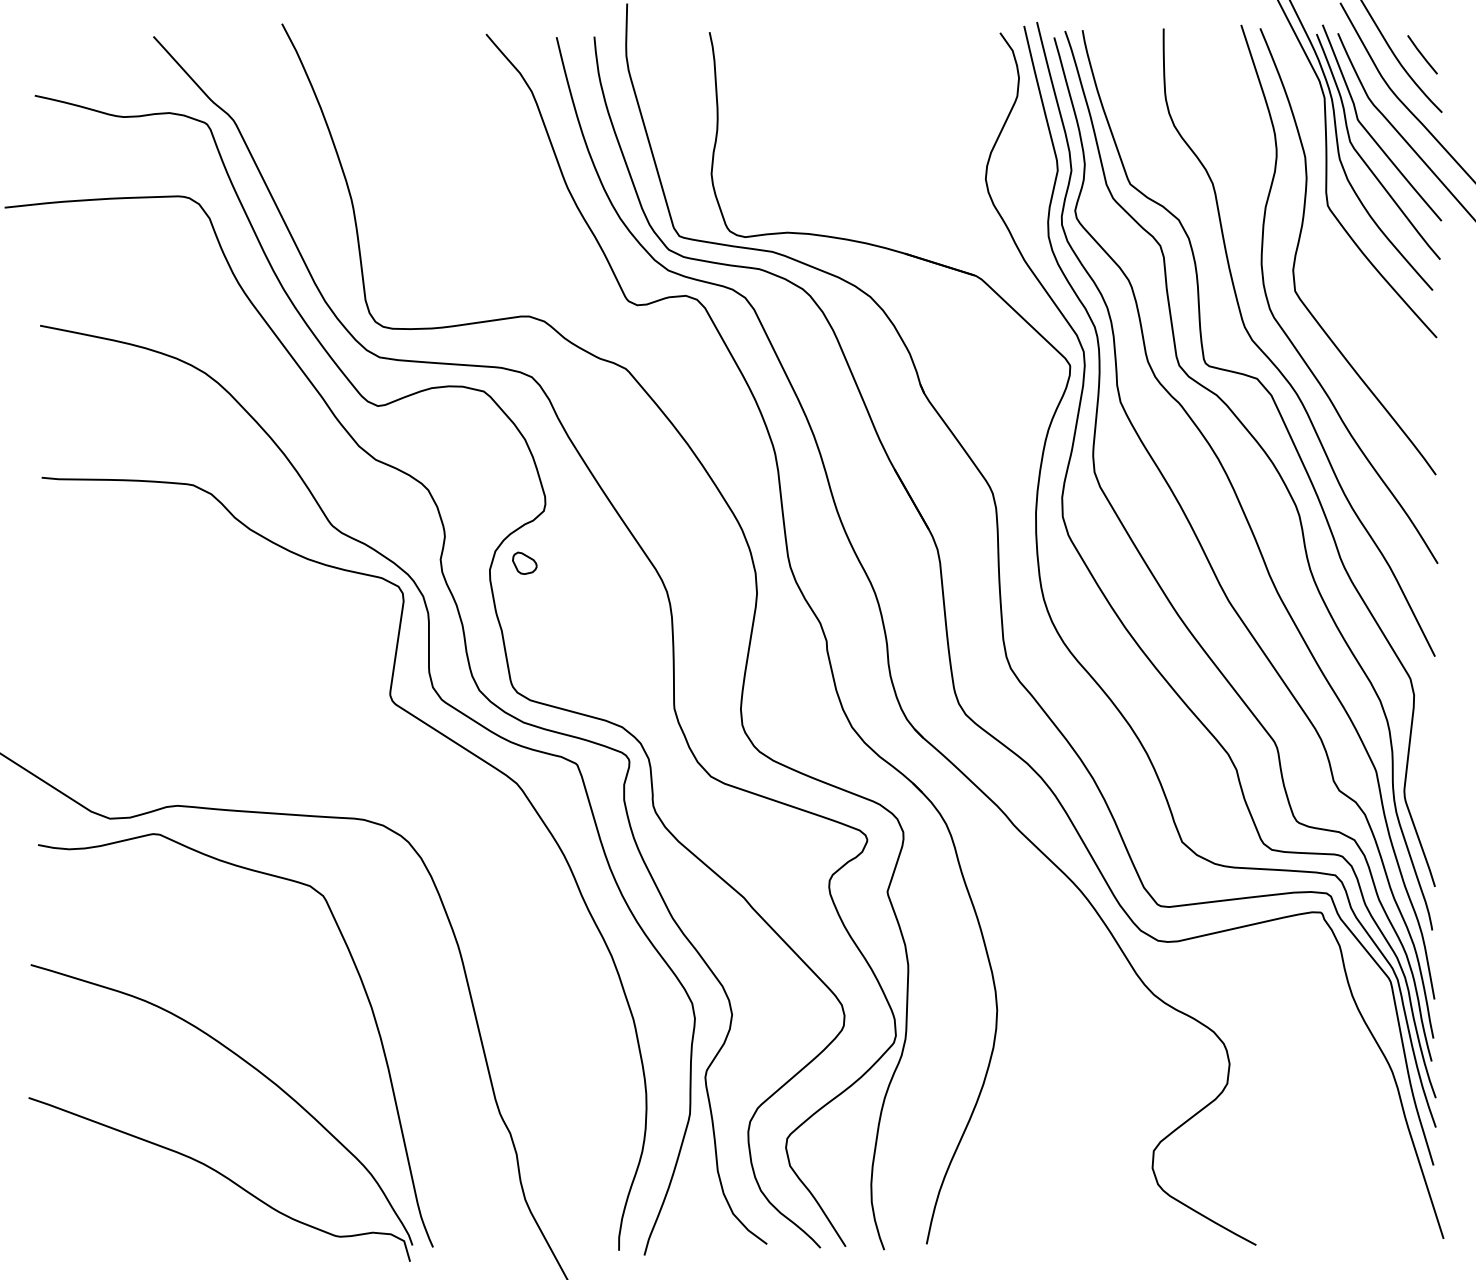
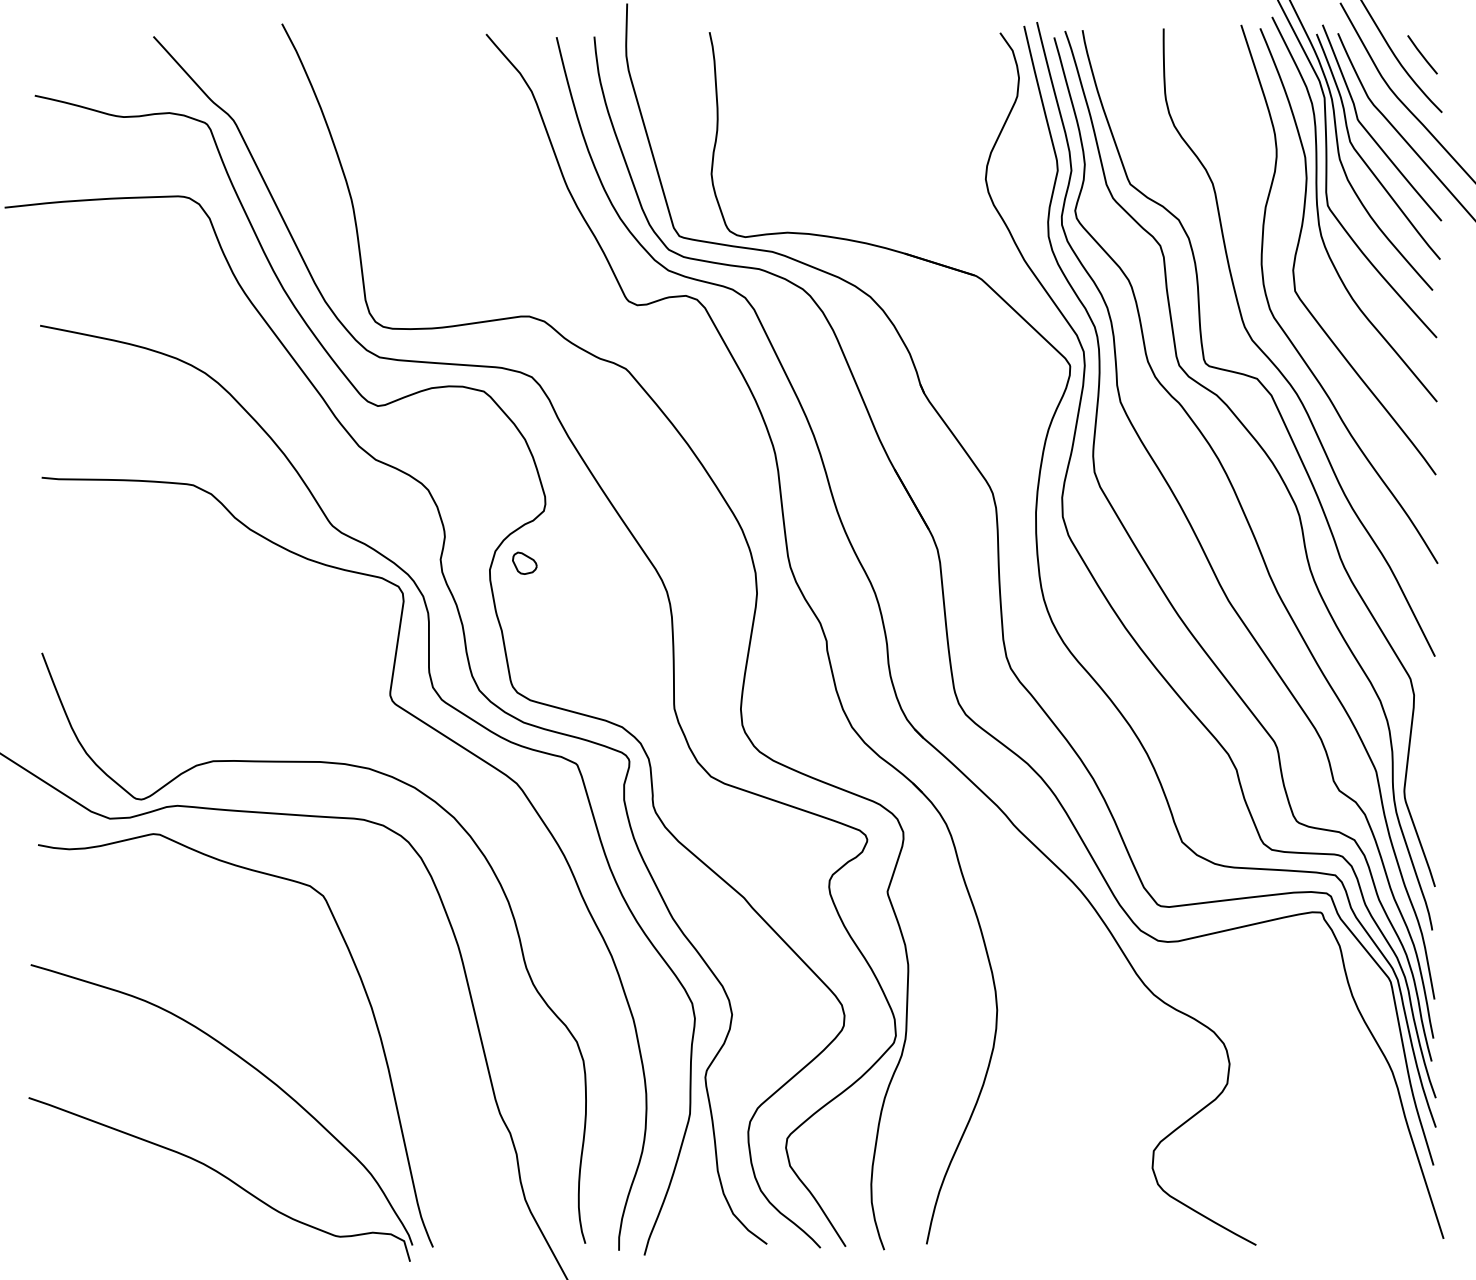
curve: none -> present (1319, 216)
curve: none -> present (334, 764)
